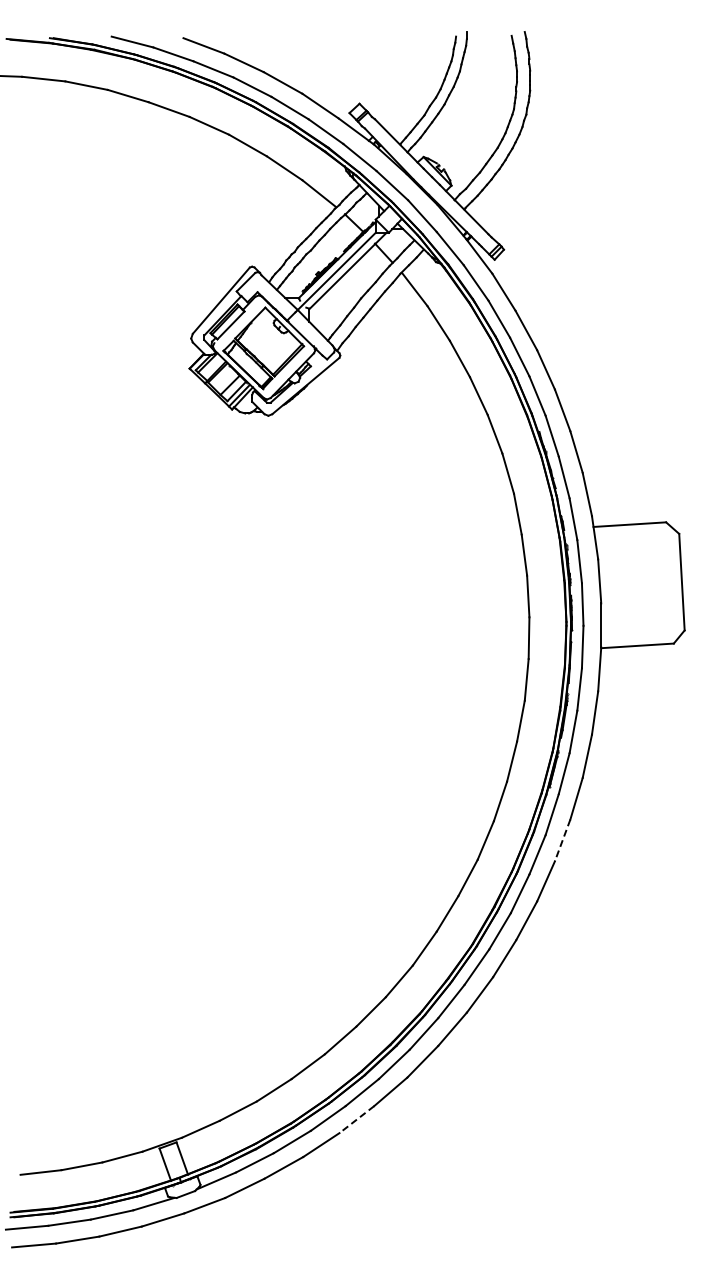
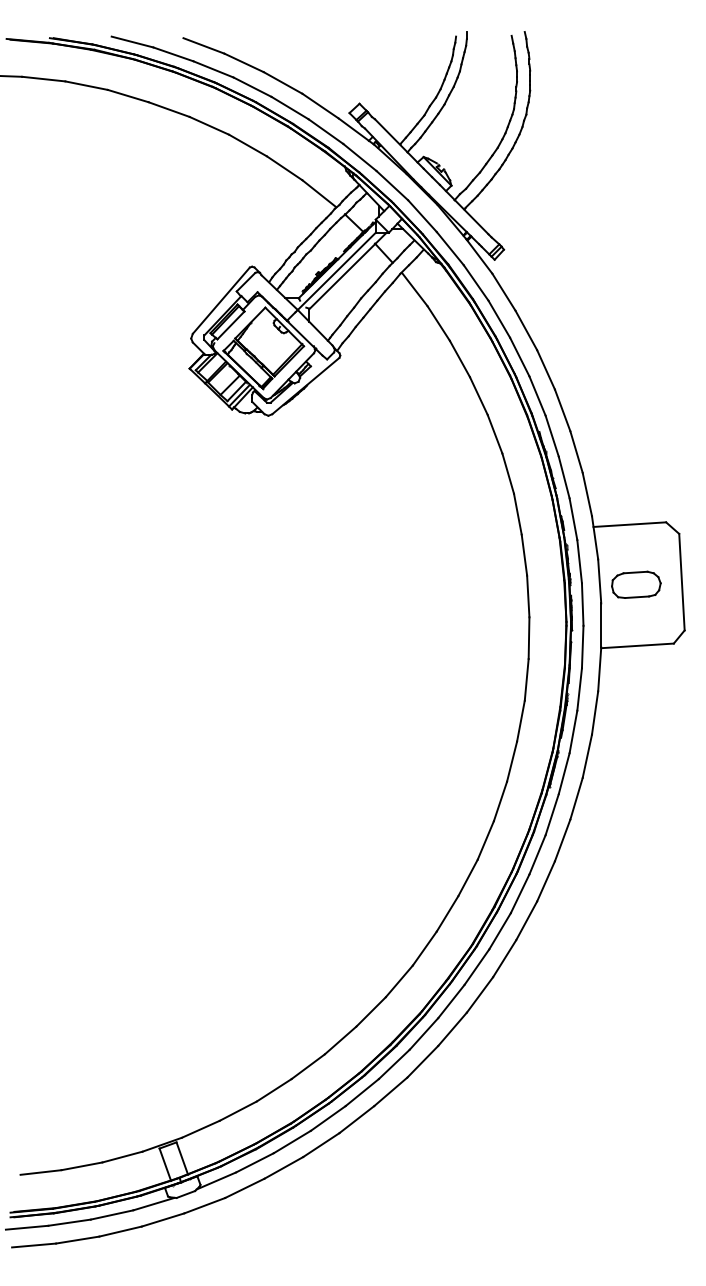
part: none -> present (636, 584)
line: dashed -> solid (562, 840)
line: dashed -> solid (356, 1119)
